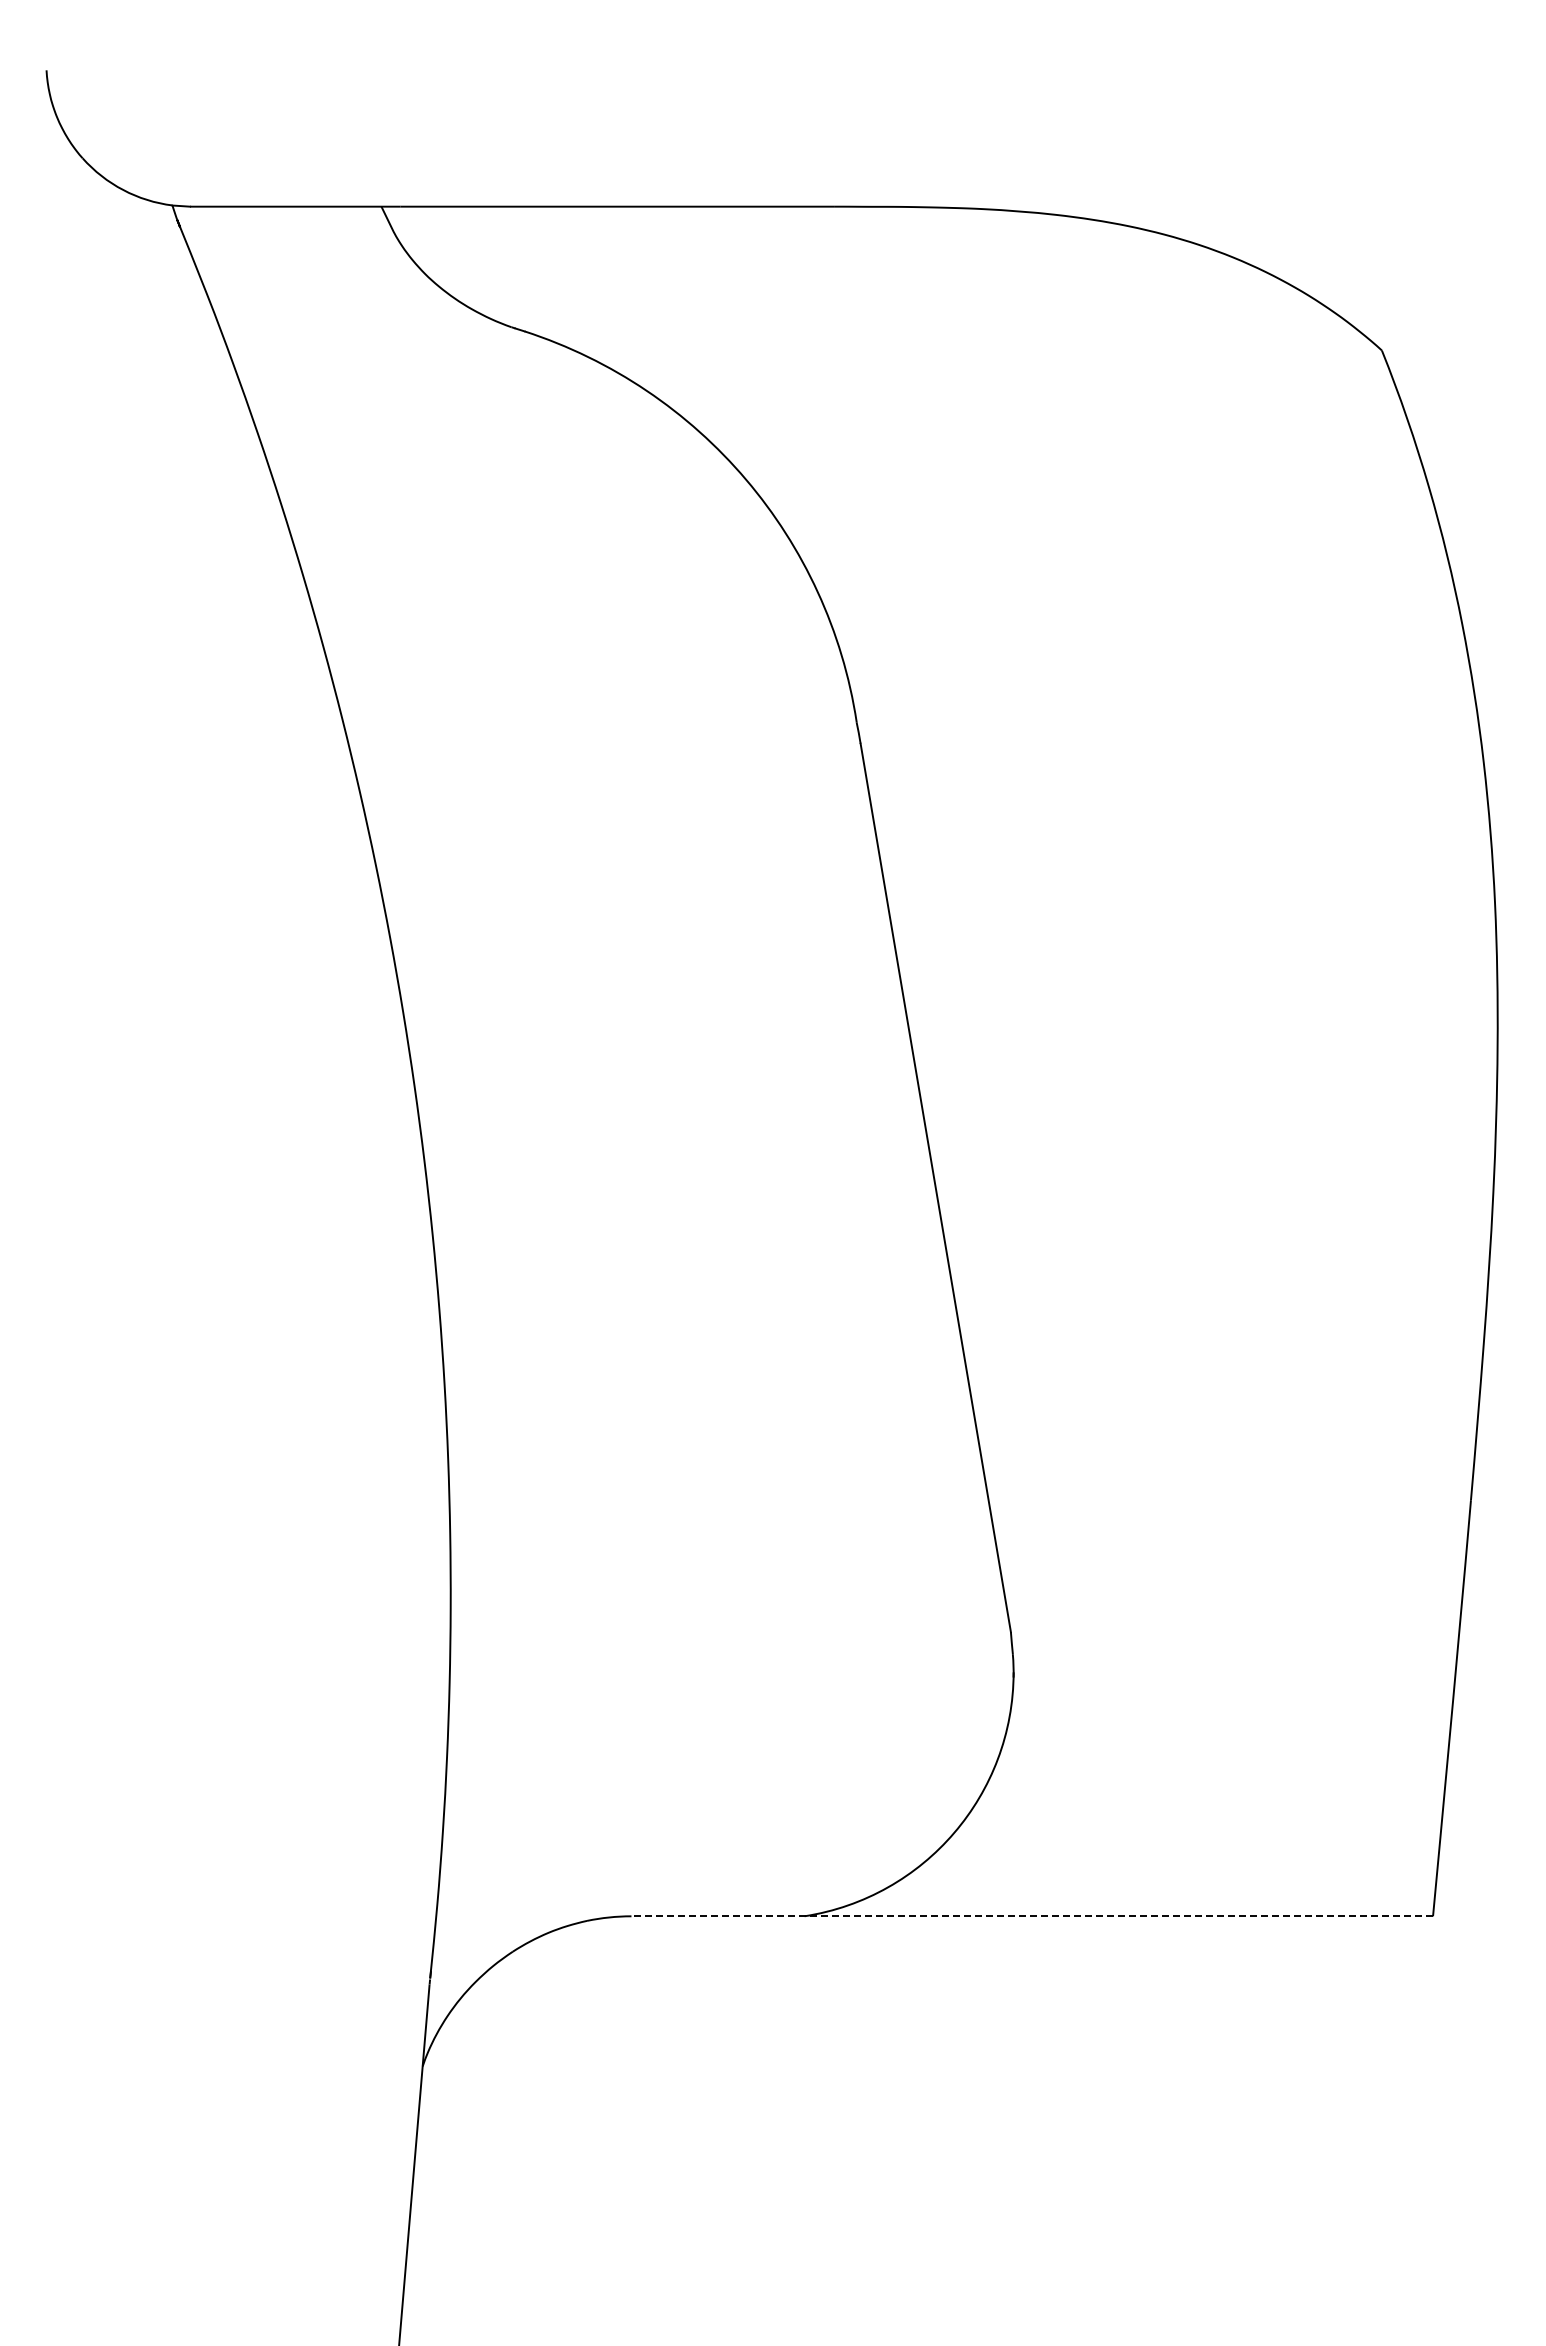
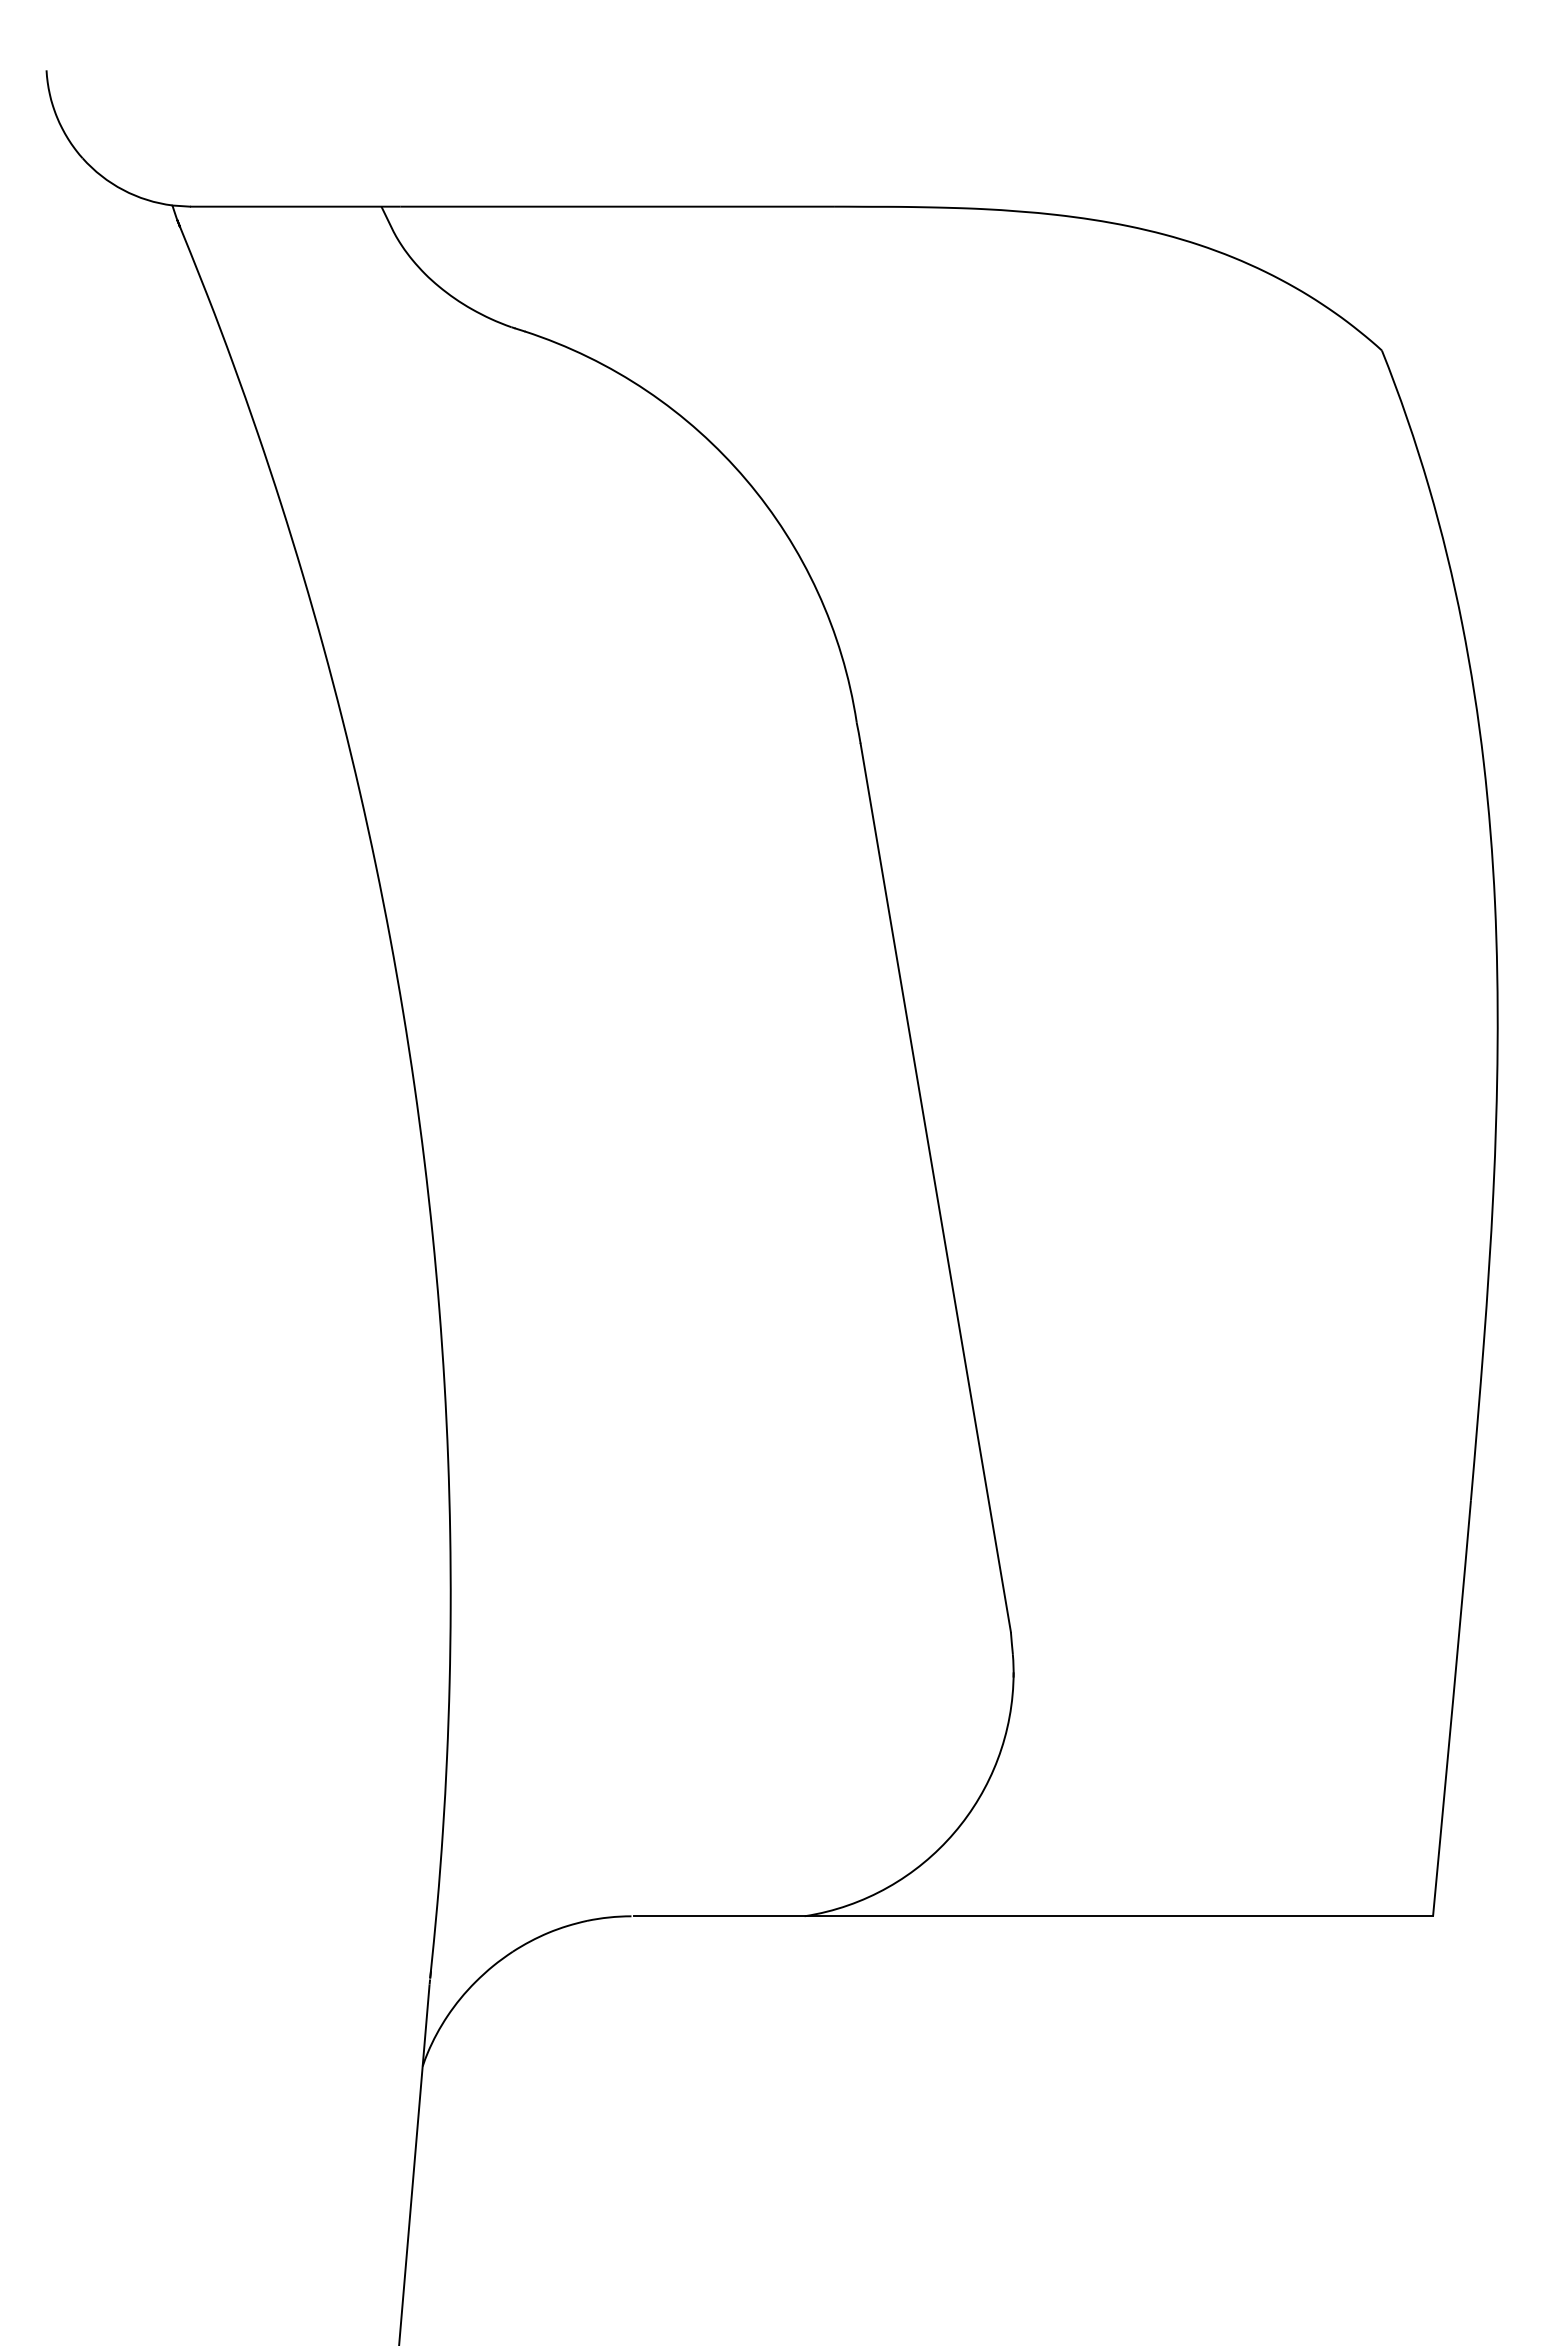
line: dashed -> solid (1033, 1916)
